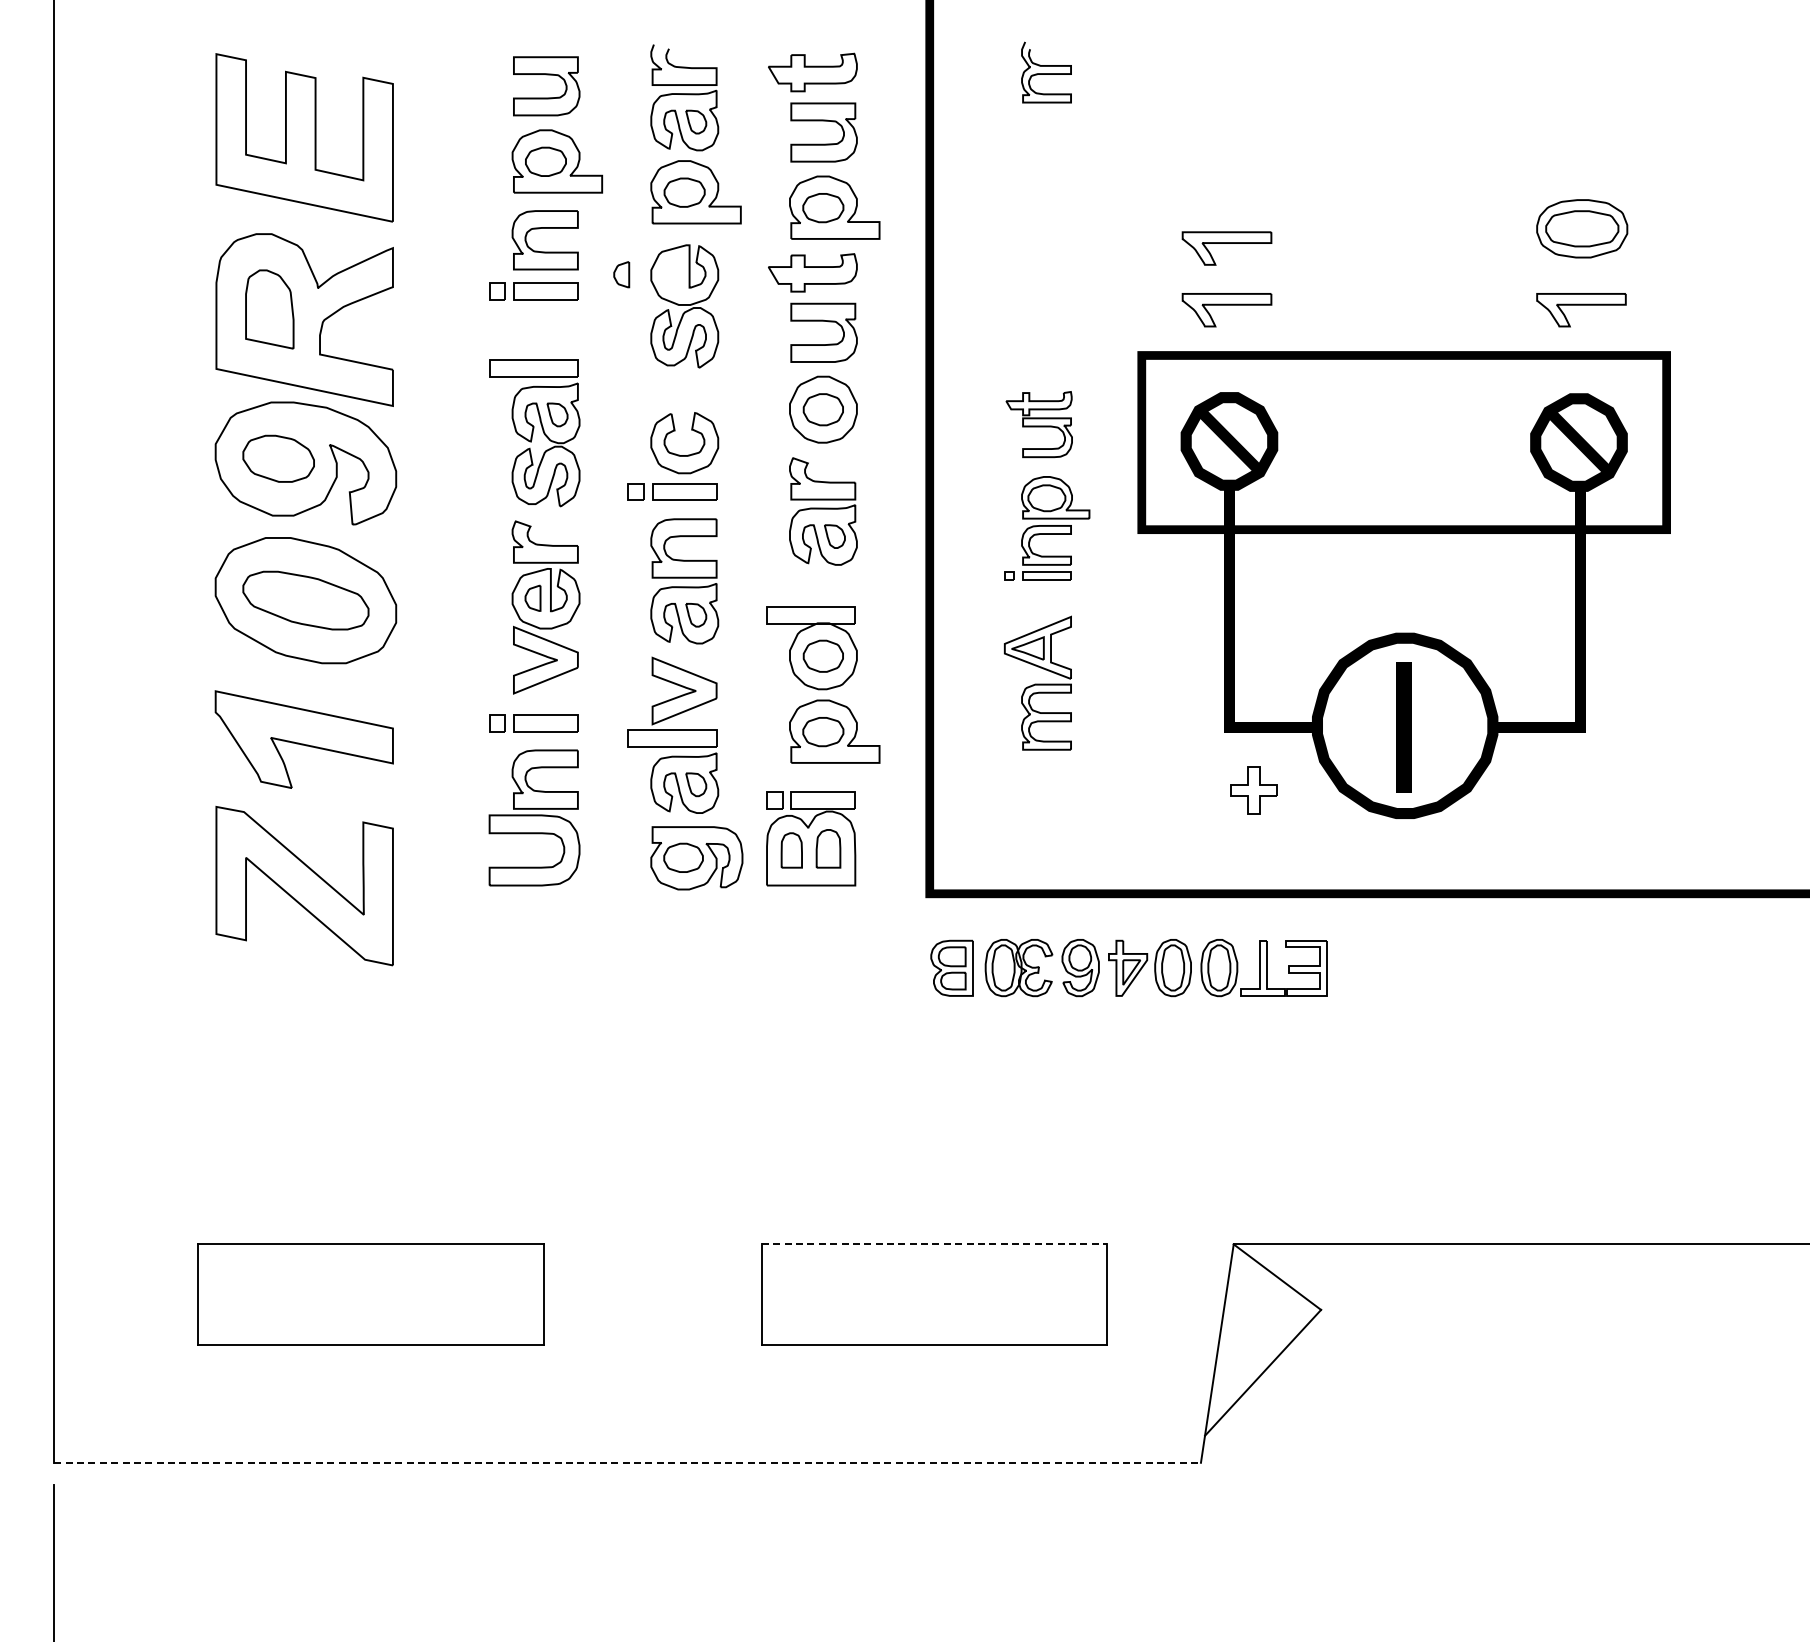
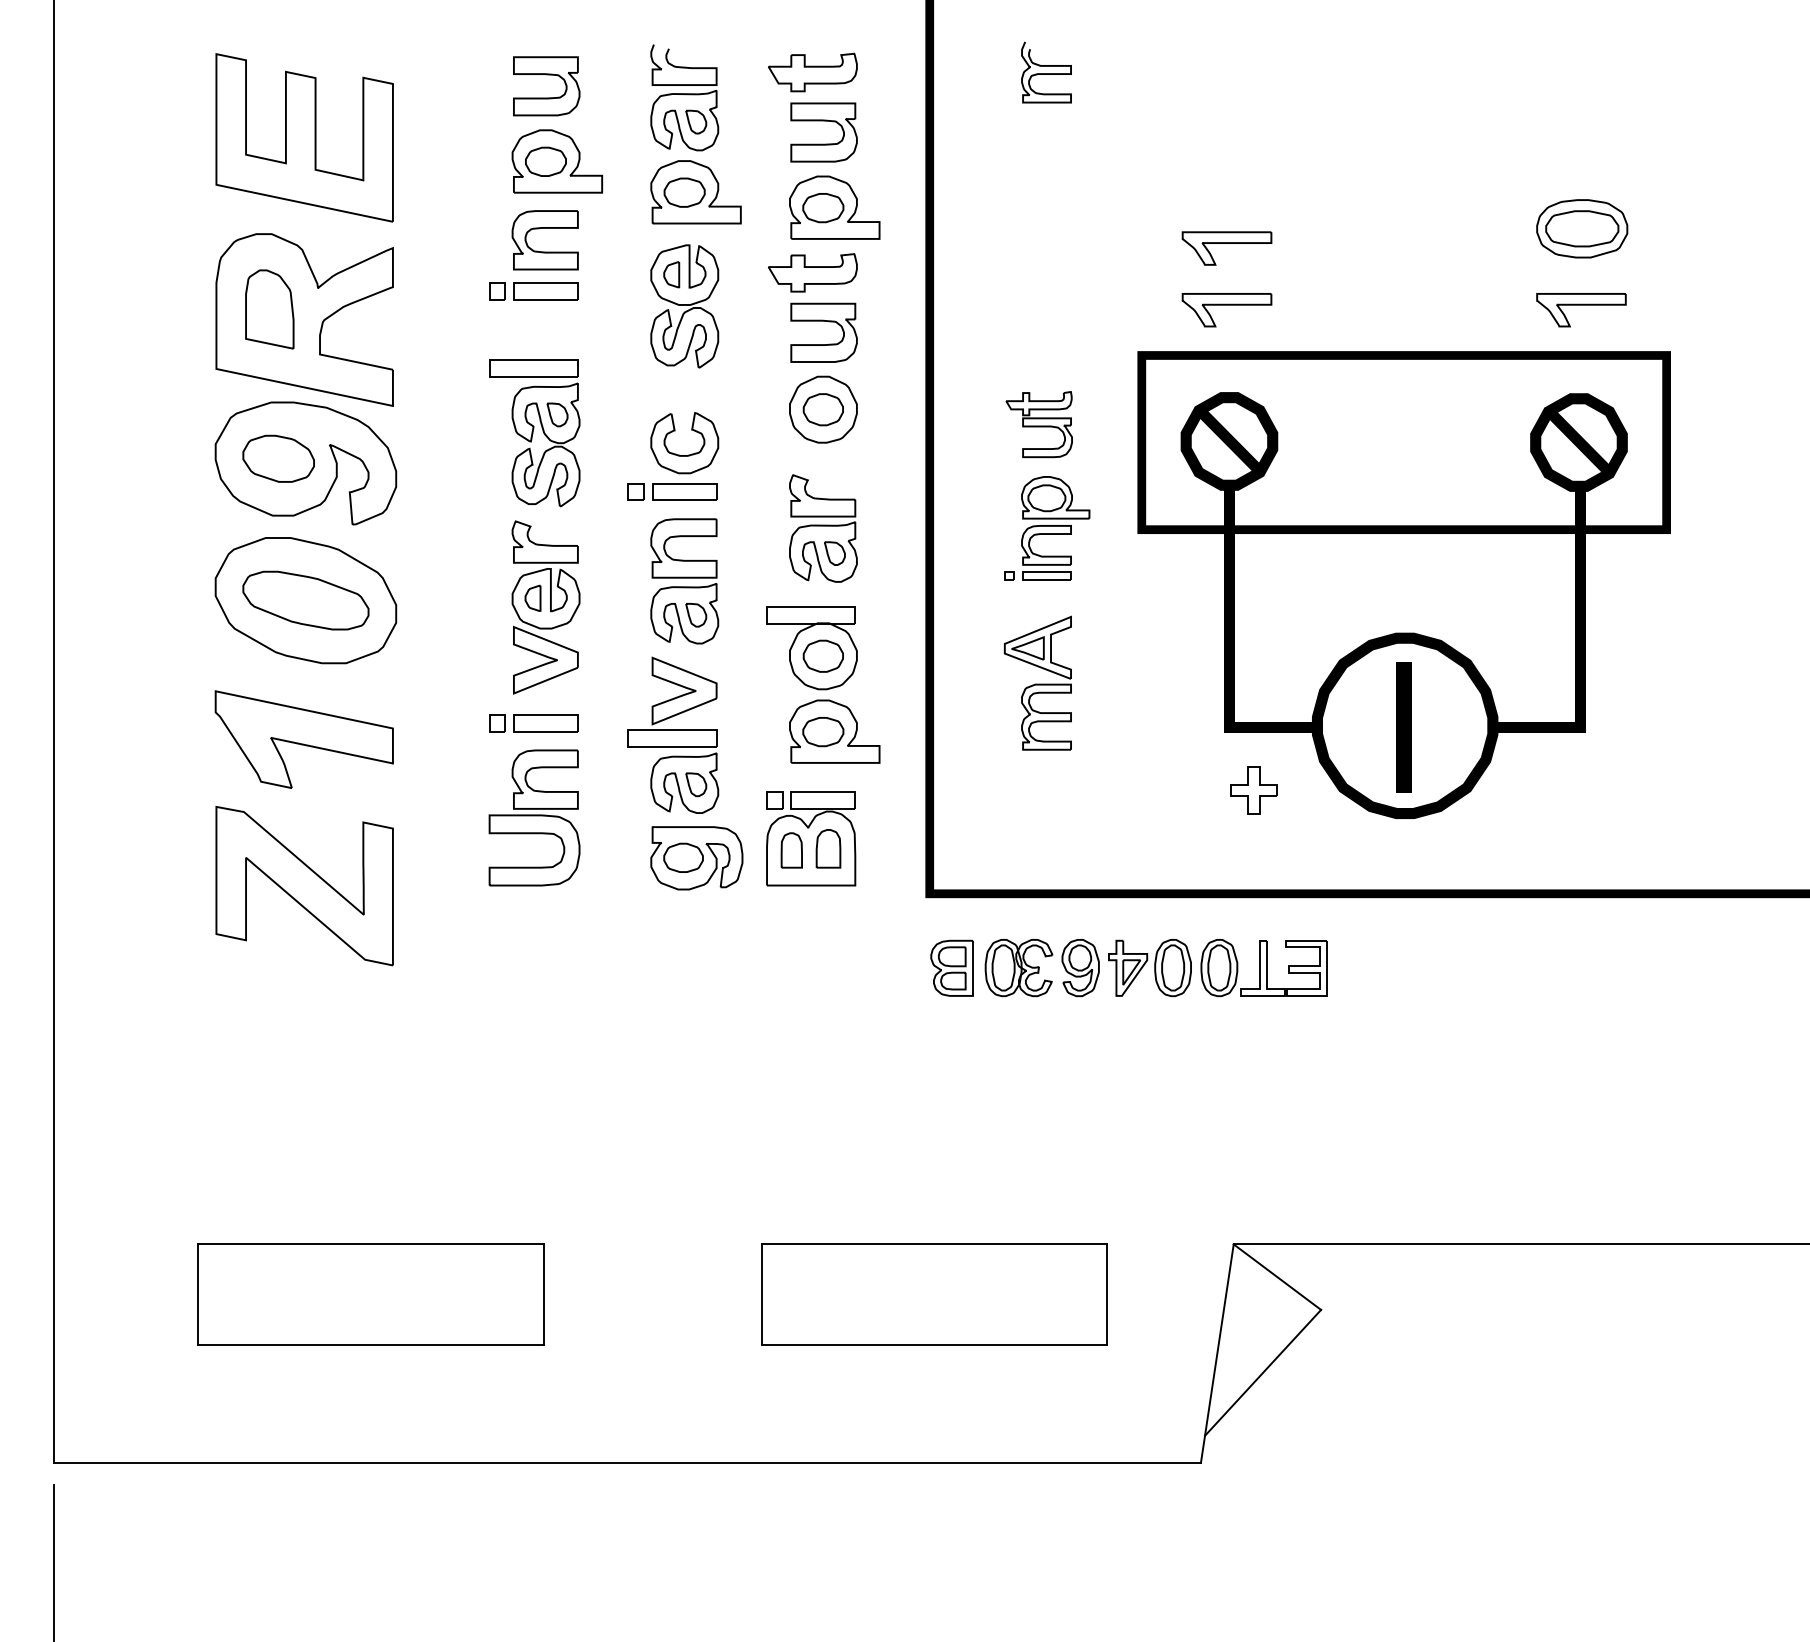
part position: (621, 274) -> (671, 274) (671, 274)
part position: (823, 511) -> (823, 528) (823, 528)
line: dashed -> solid (934, 1244)
line: dashed -> solid (628, 1462)
